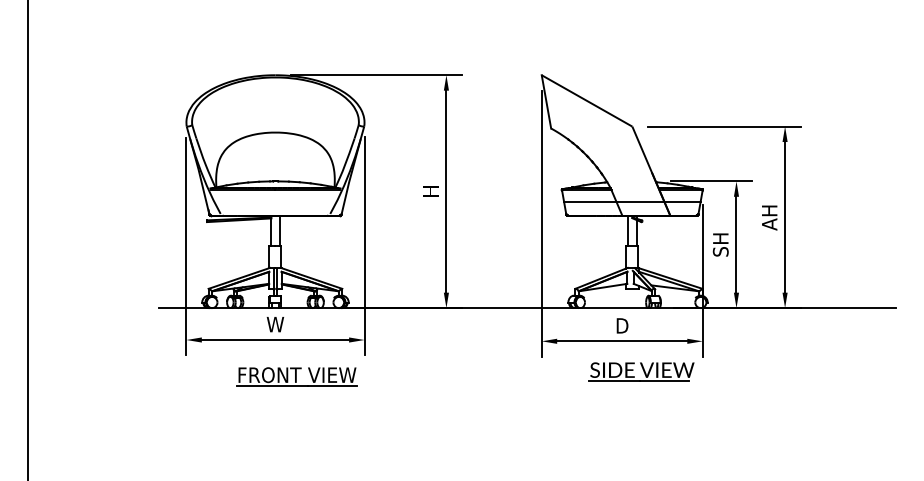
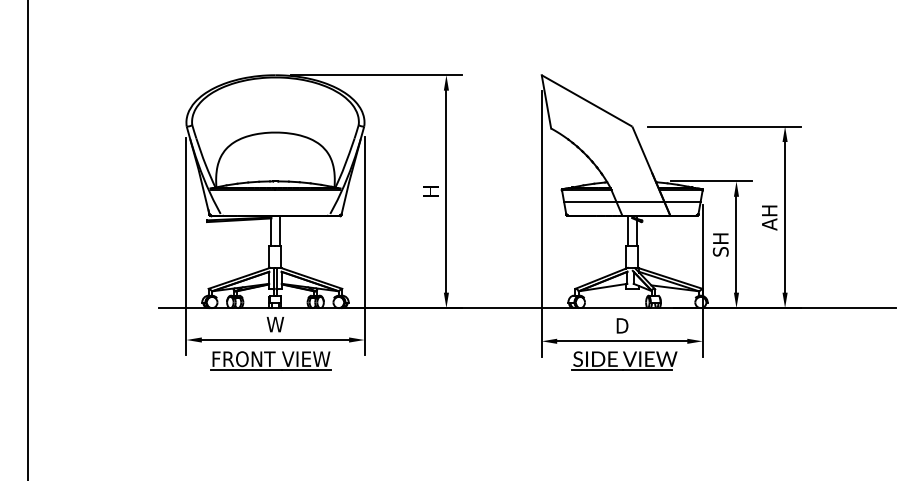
part position: (641, 371) -> (624, 360) (624, 360)
part position: (296, 376) -> (270, 360) (270, 360)
